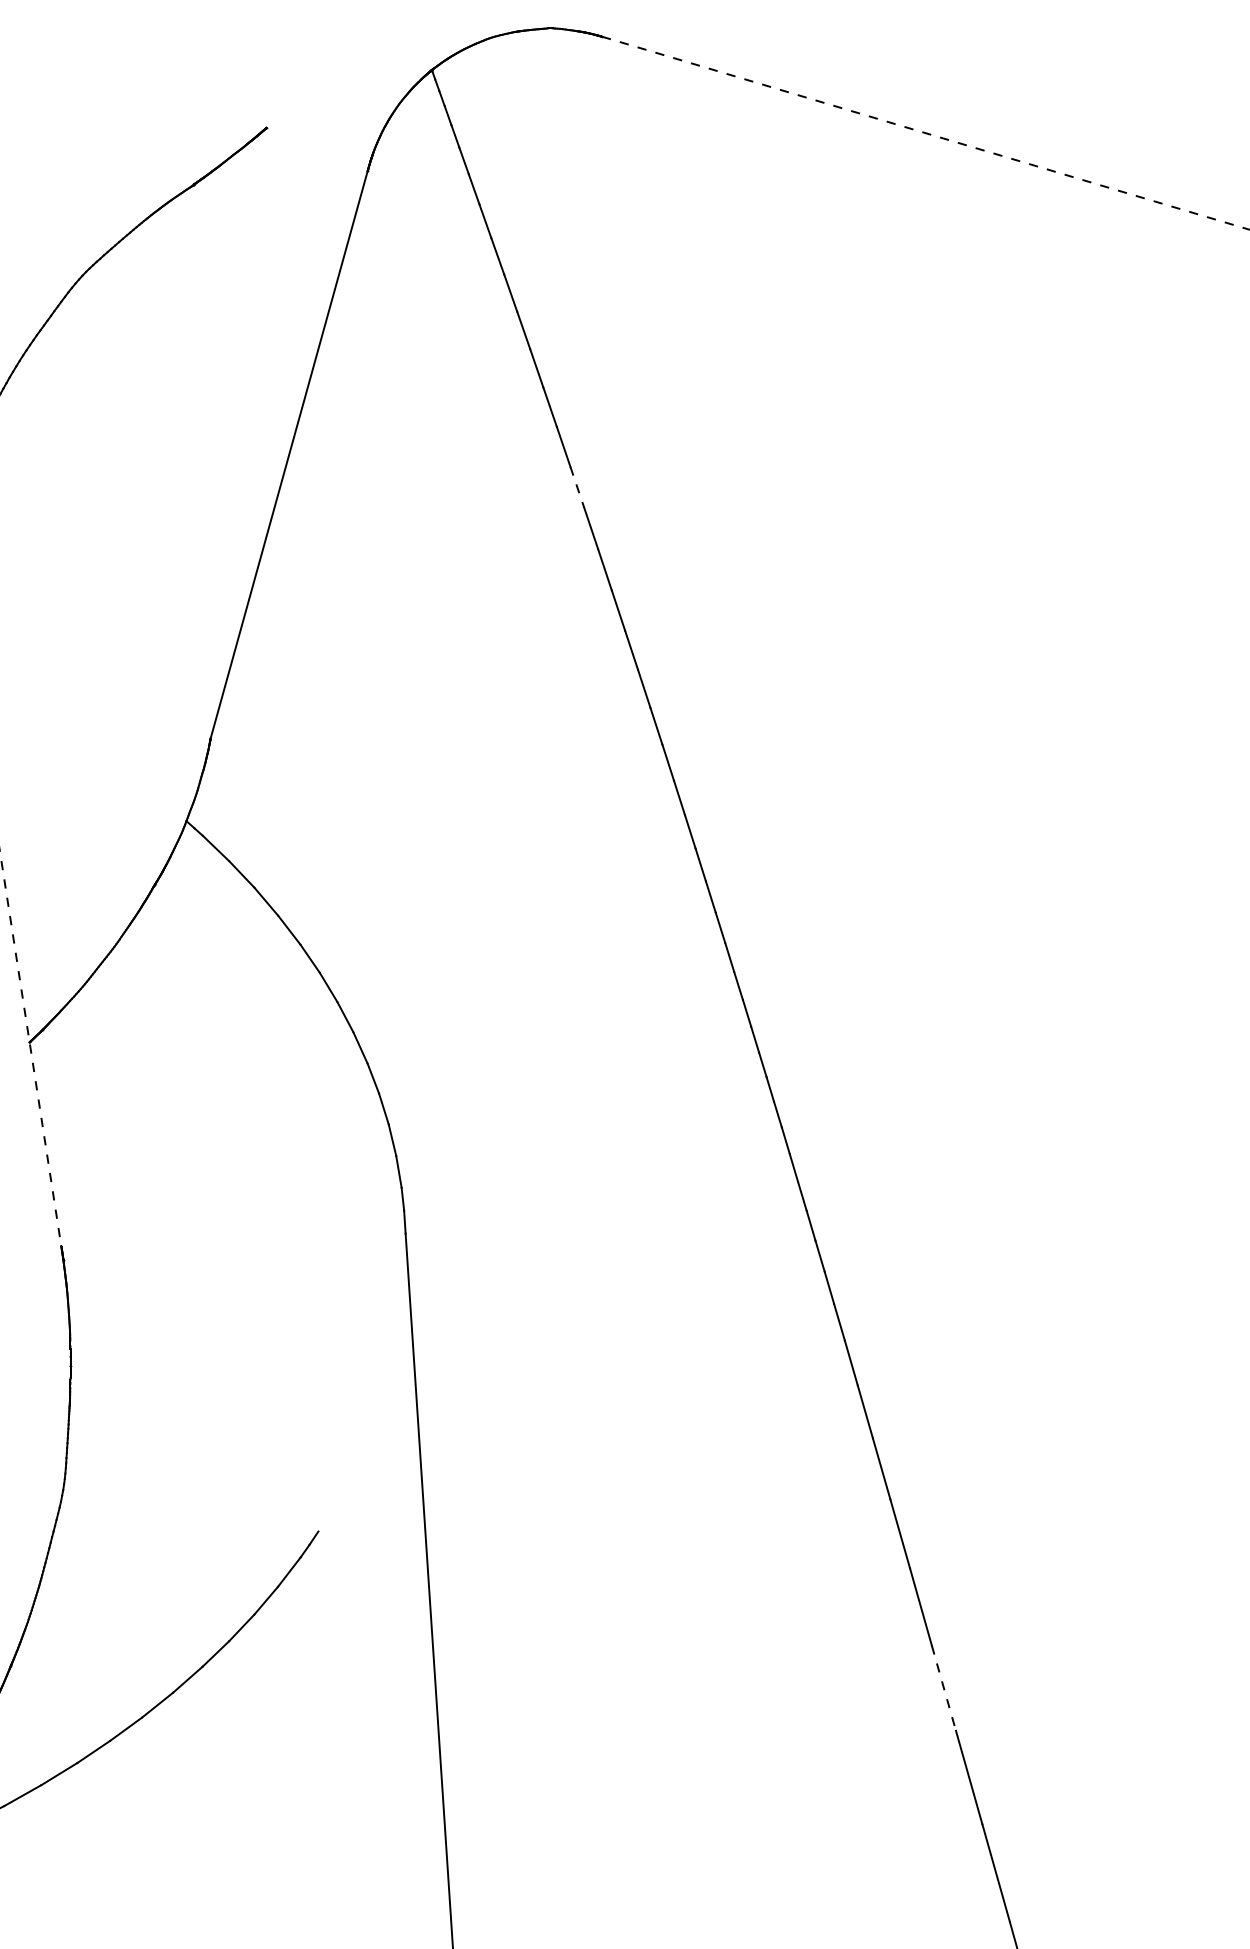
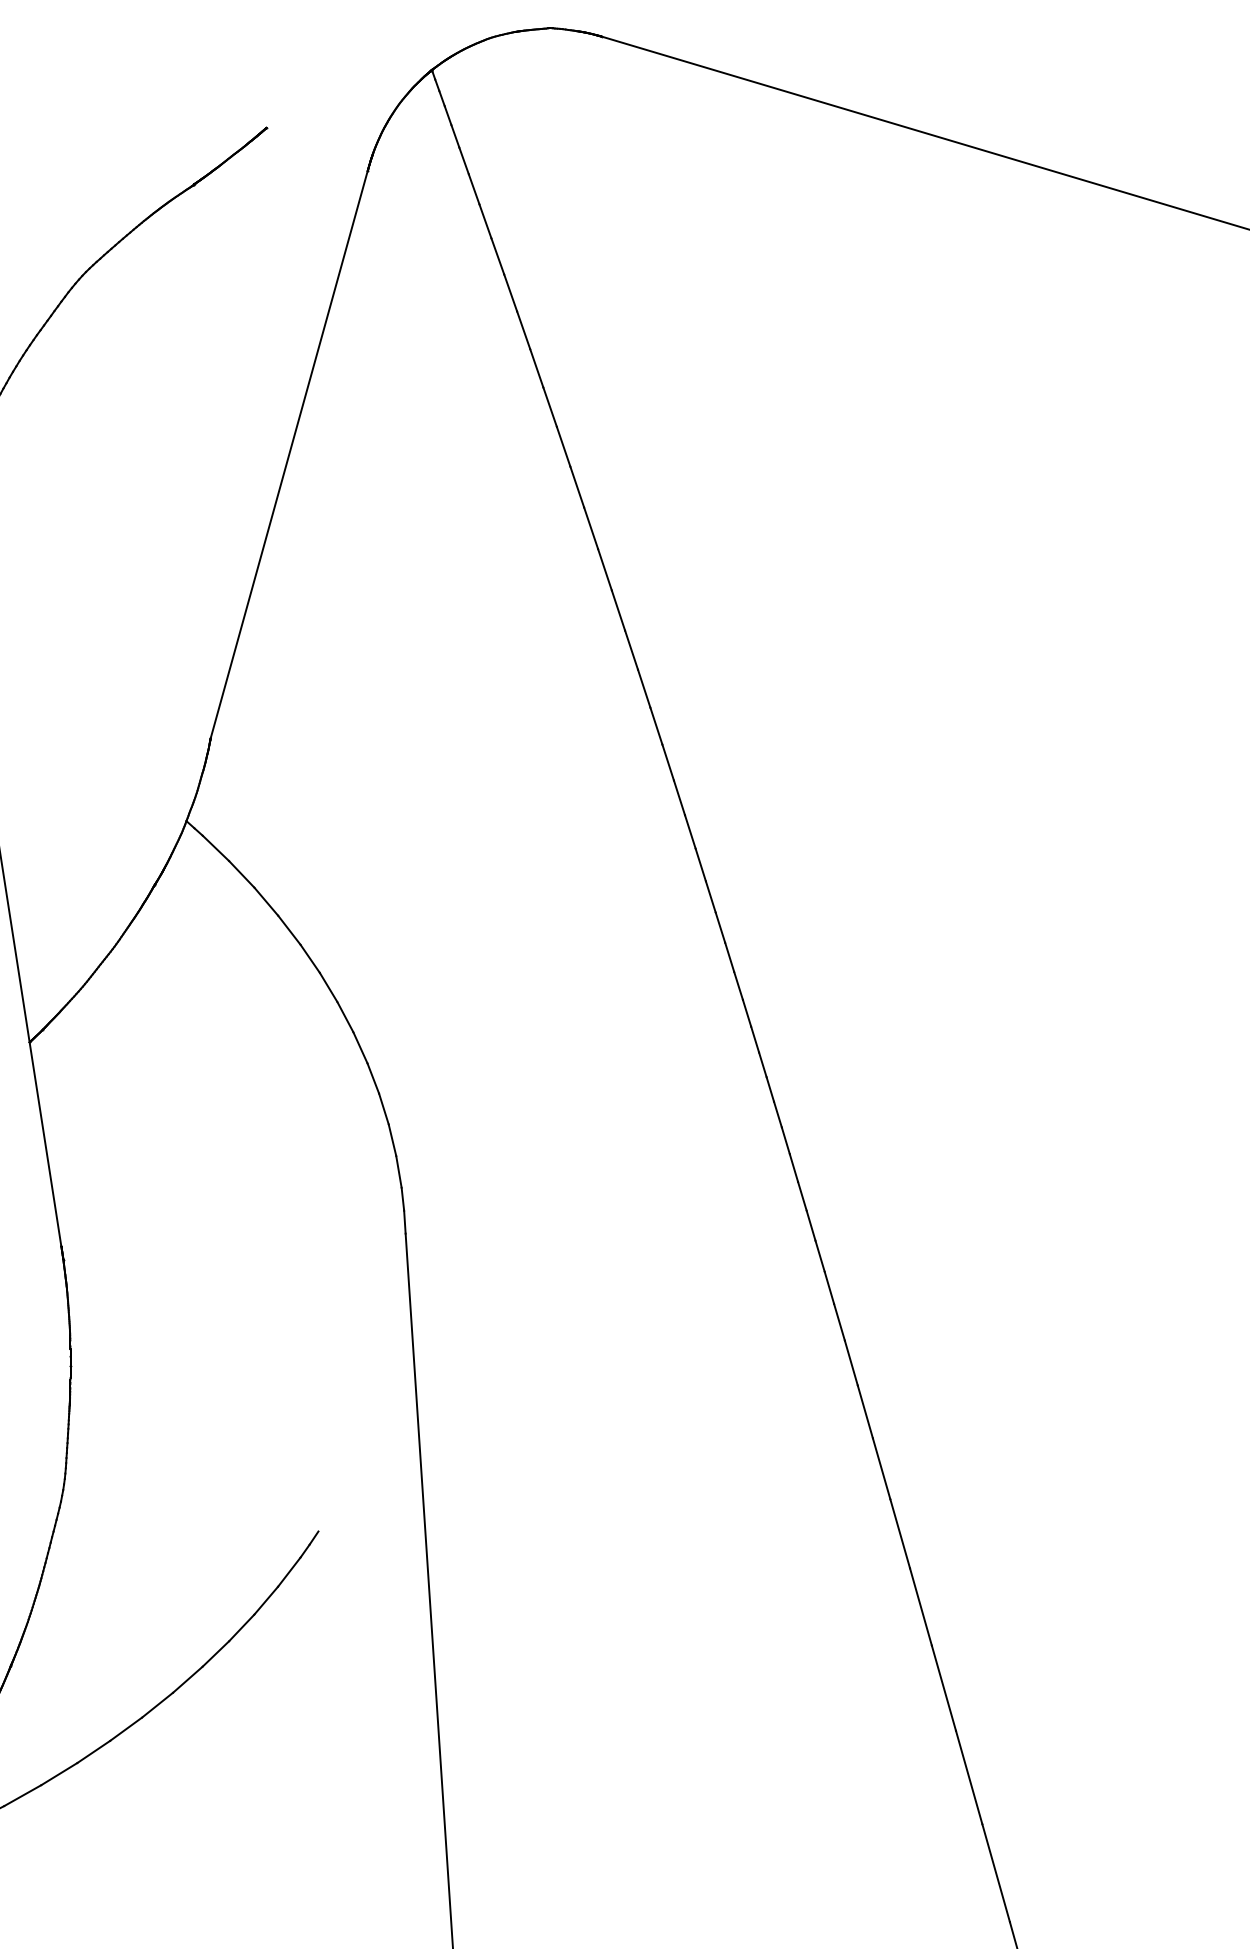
line: dashed -> solid (925, 133)
line: dashed -> solid (577, 487)
line: dashed -> solid (30, 1049)
line: dashed -> solid (944, 1688)
